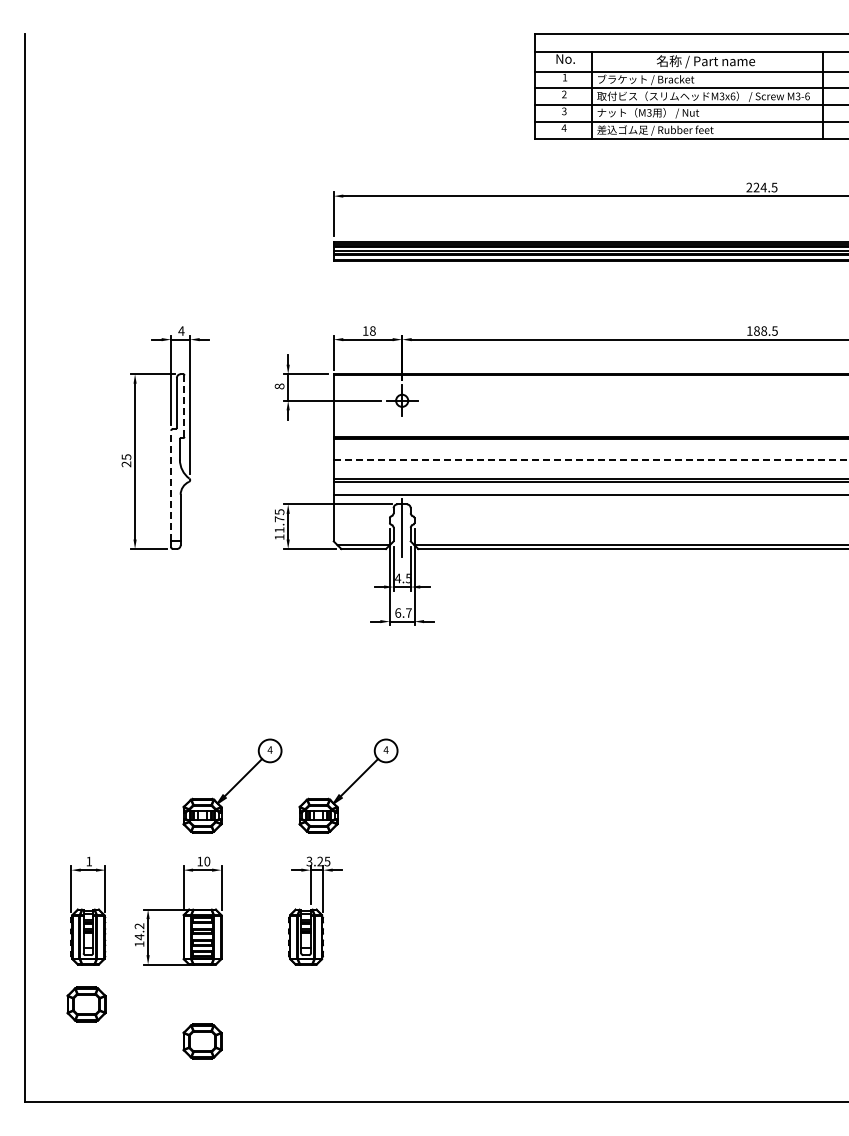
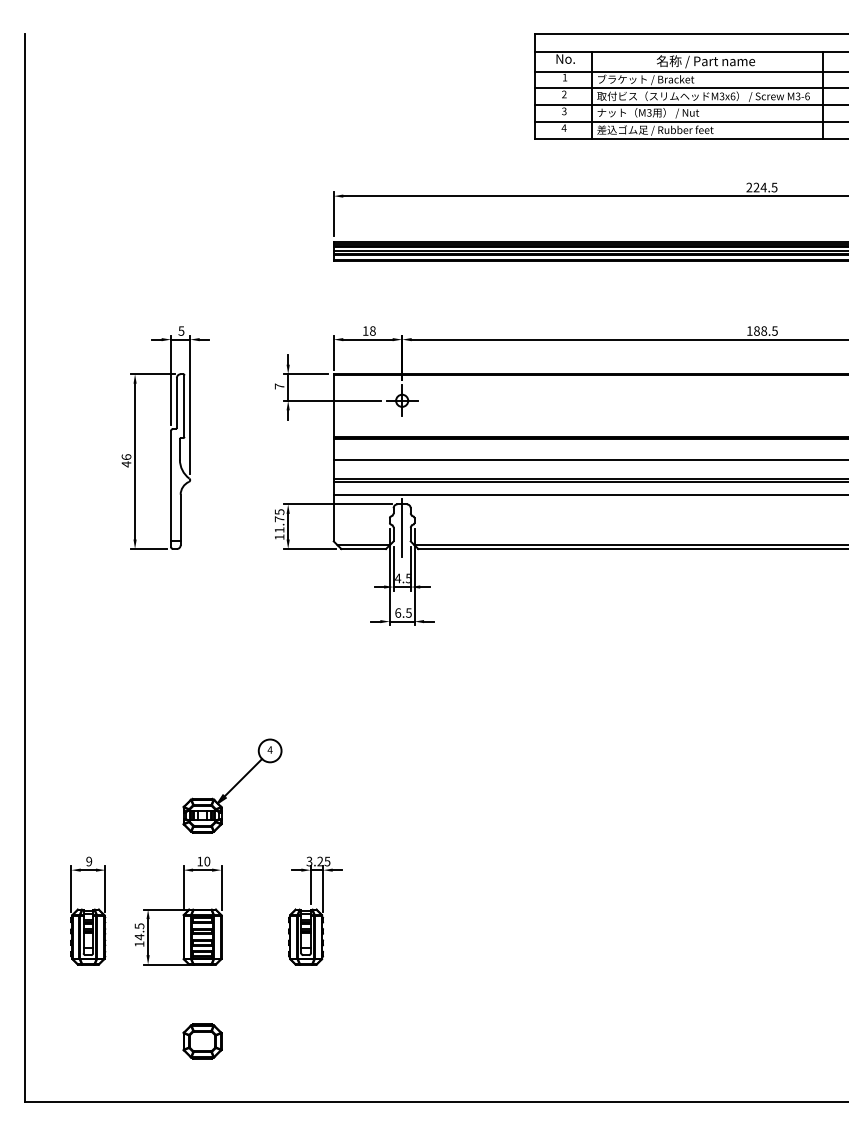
text: 4 -> 5 (181, 330)
text: 8 -> 7 (279, 386)
line: dashed -> solid (184, 406)
line: dashed -> solid (591, 459)
text: 25 -> 46 (126, 460)
line: dashed -> solid (171, 485)
text: 6.7 -> 6.5 (408, 612)
part: present -> none (348, 785)
text: 1 -> 9 (89, 861)
text: 14.2 -> 14.5 (139, 925)
part: present -> none (86, 1004)
